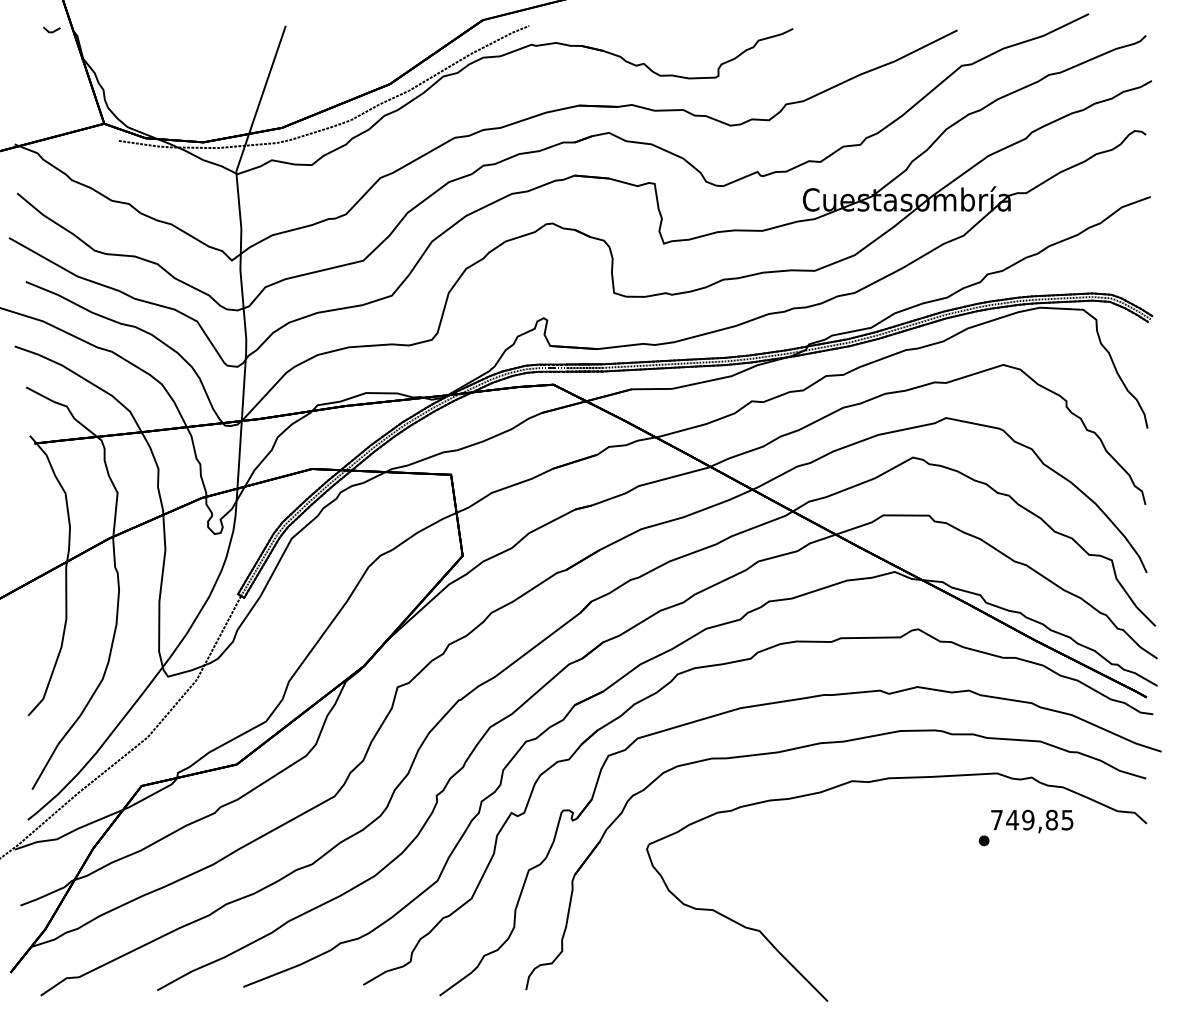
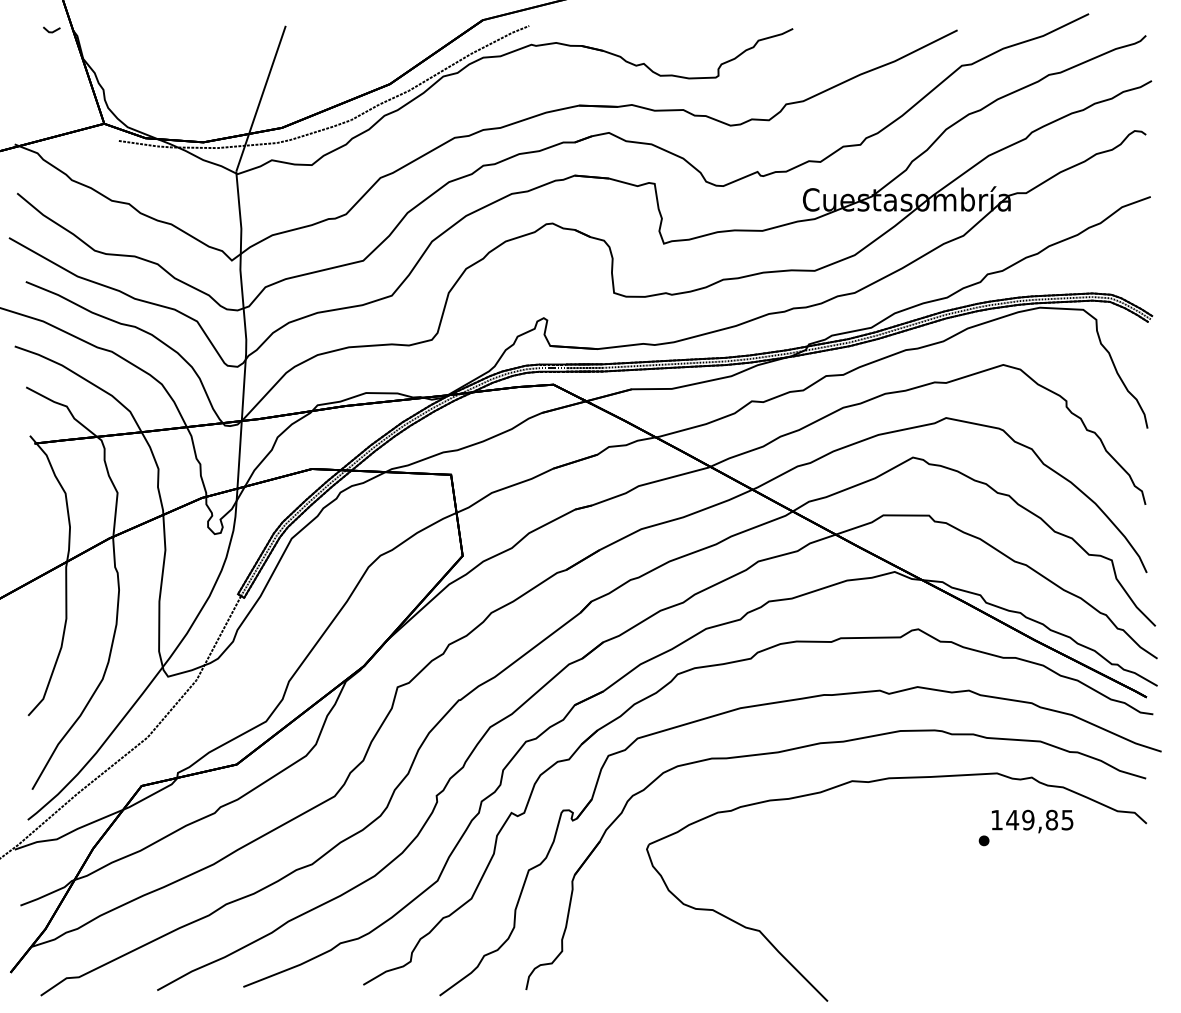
text: 749,85 -> 149,85 (996, 820)
